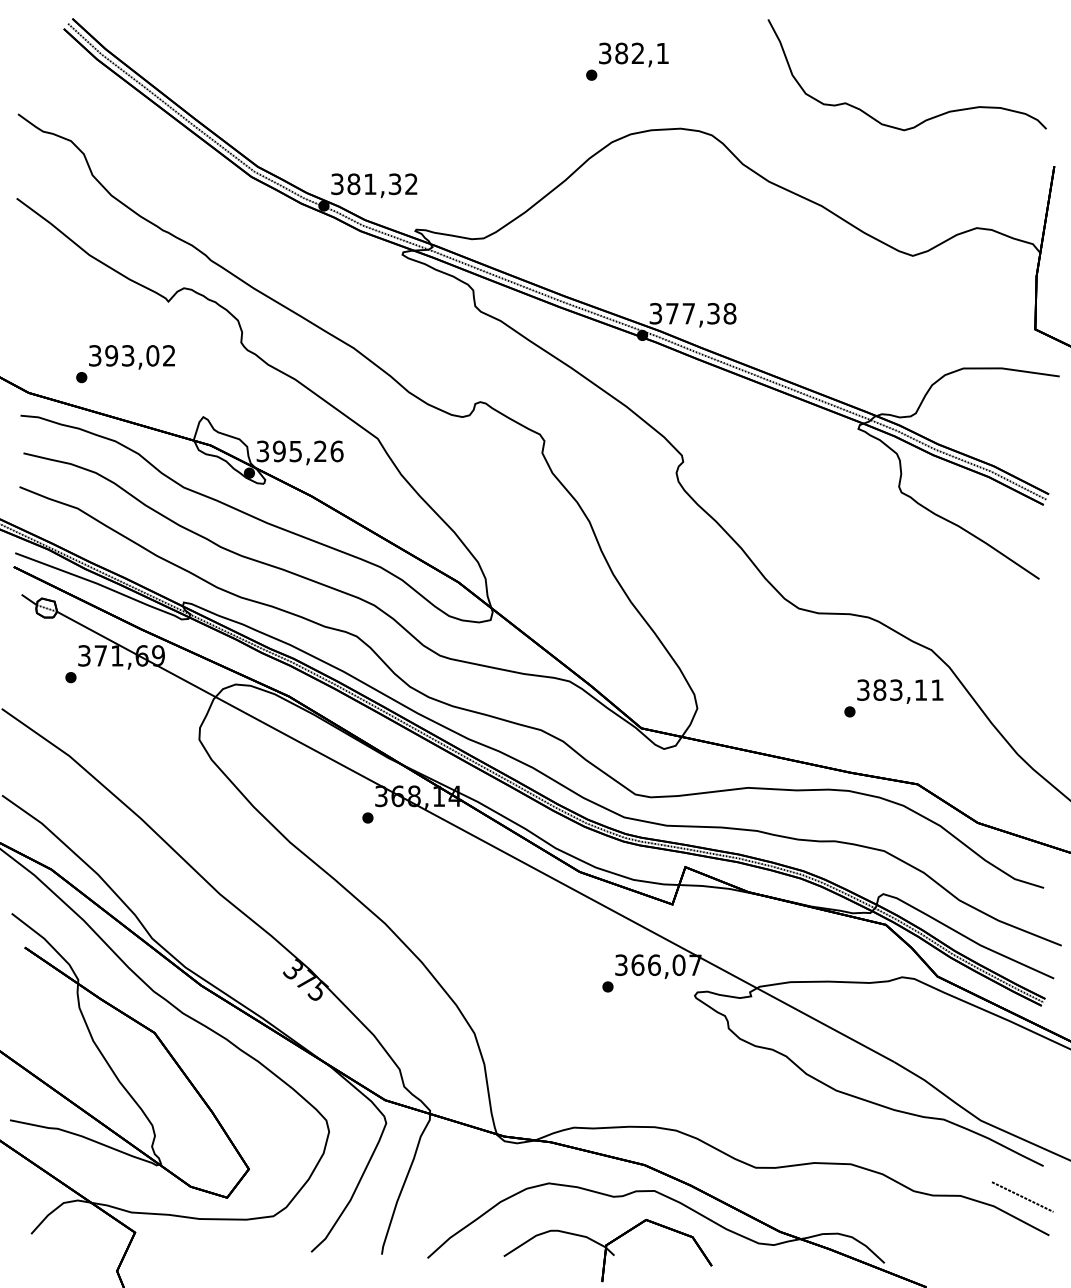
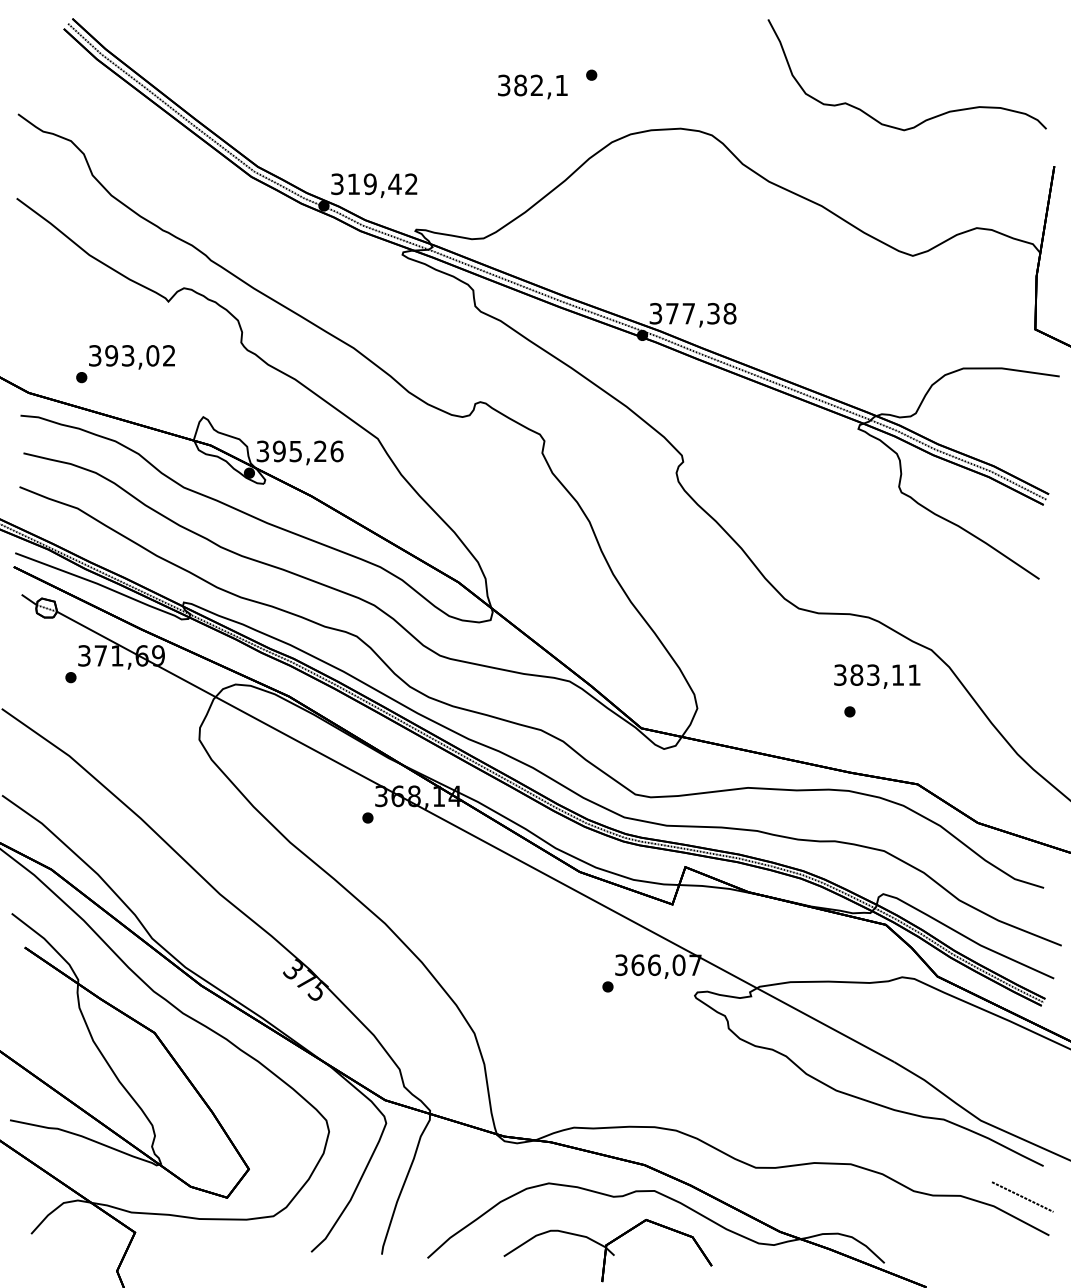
text position: (633, 54) -> (532, 86) (532, 86)
text: 381,32 -> 319,42 (374, 184)
text position: (900, 691) -> (877, 676) (877, 676)
